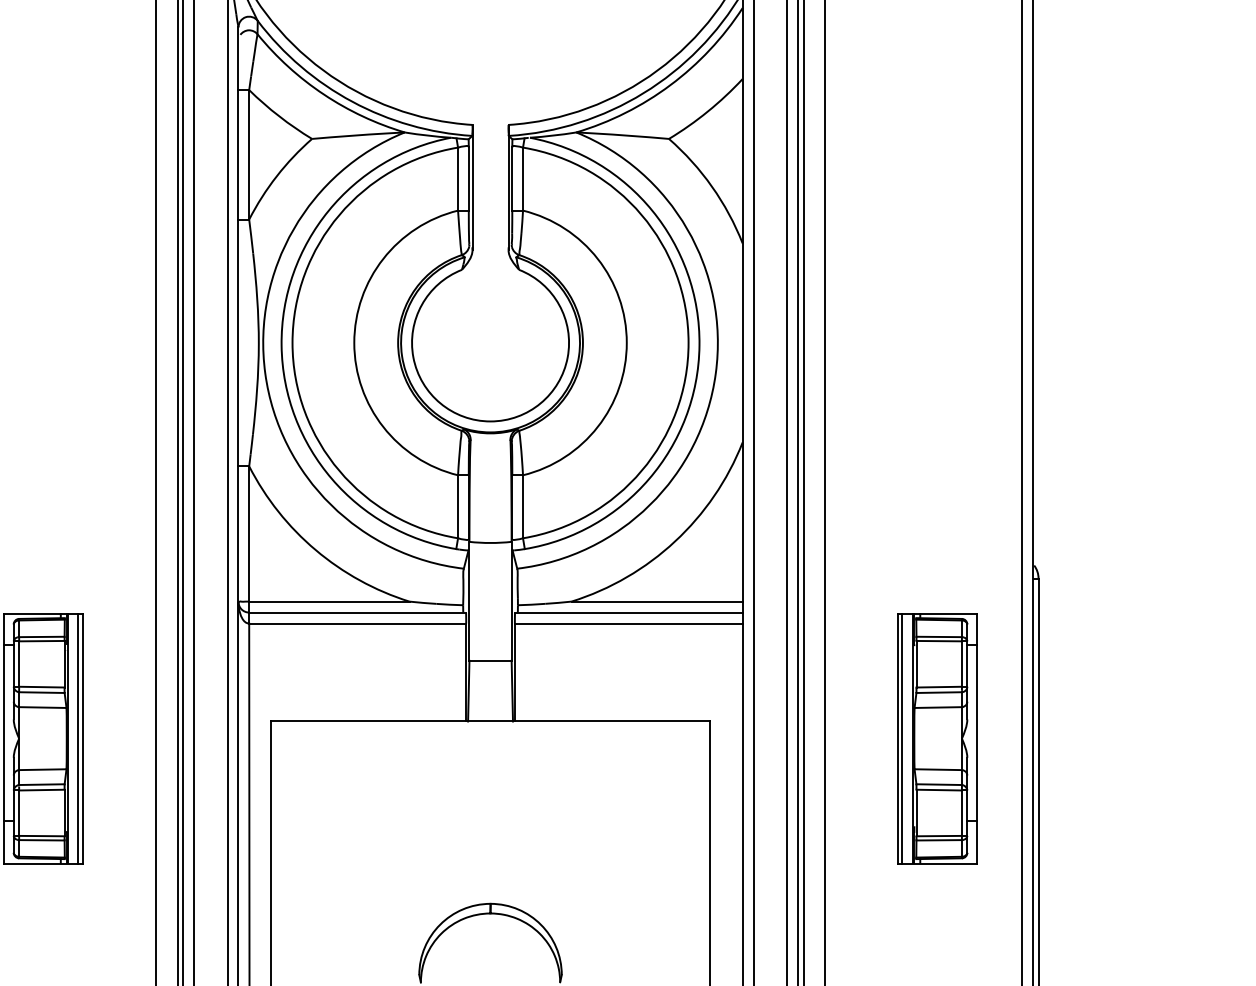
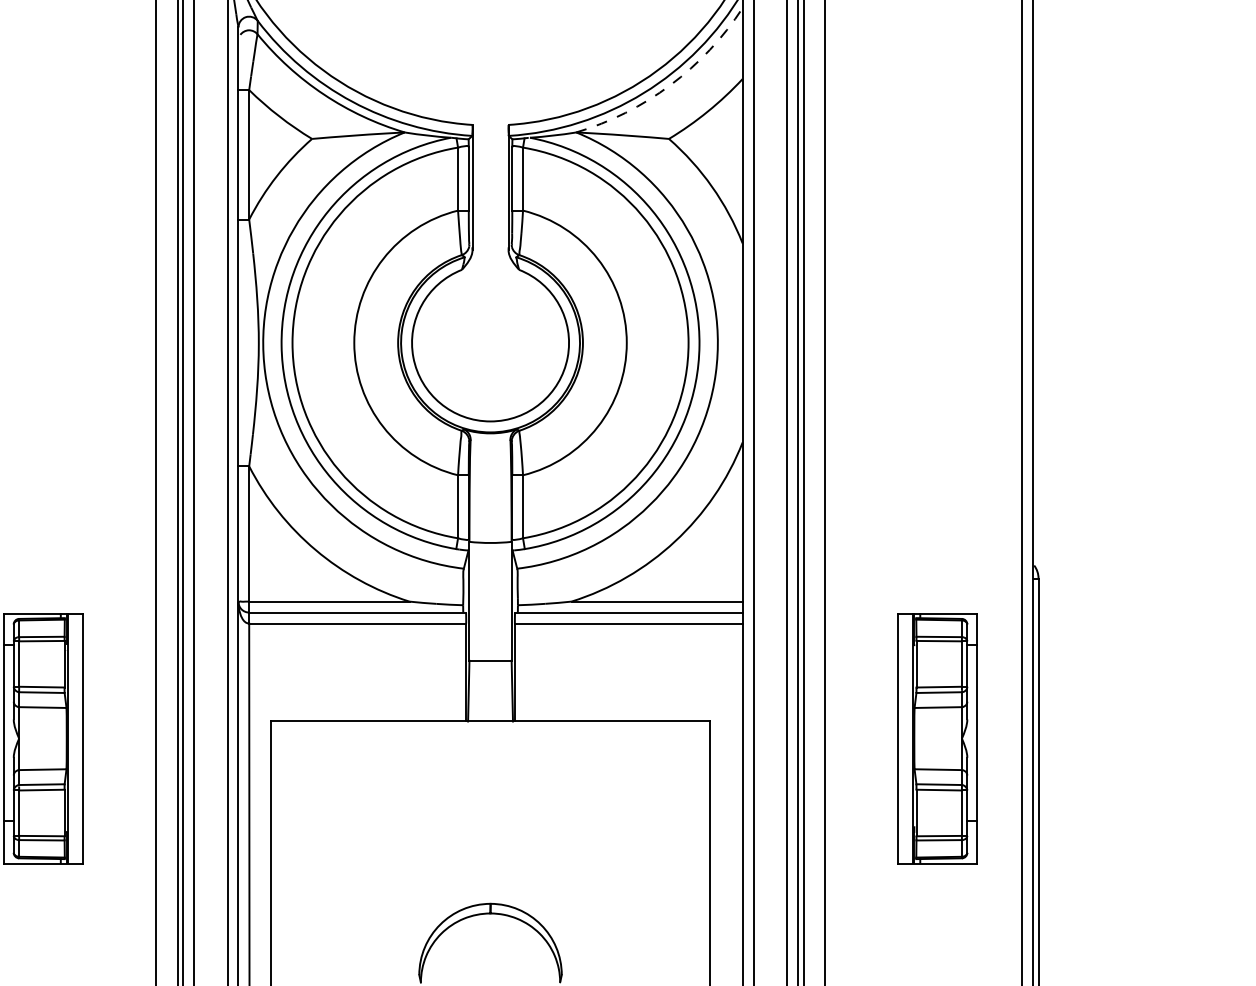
arc: solid -> dashed (670, 85)
line: present -> none (78, 738)
line: present -> none (901, 738)
